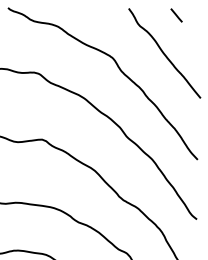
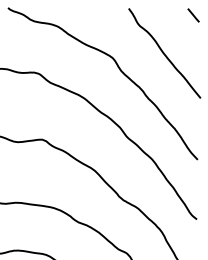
line position: (176, 15) -> (193, 15) (193, 15)
